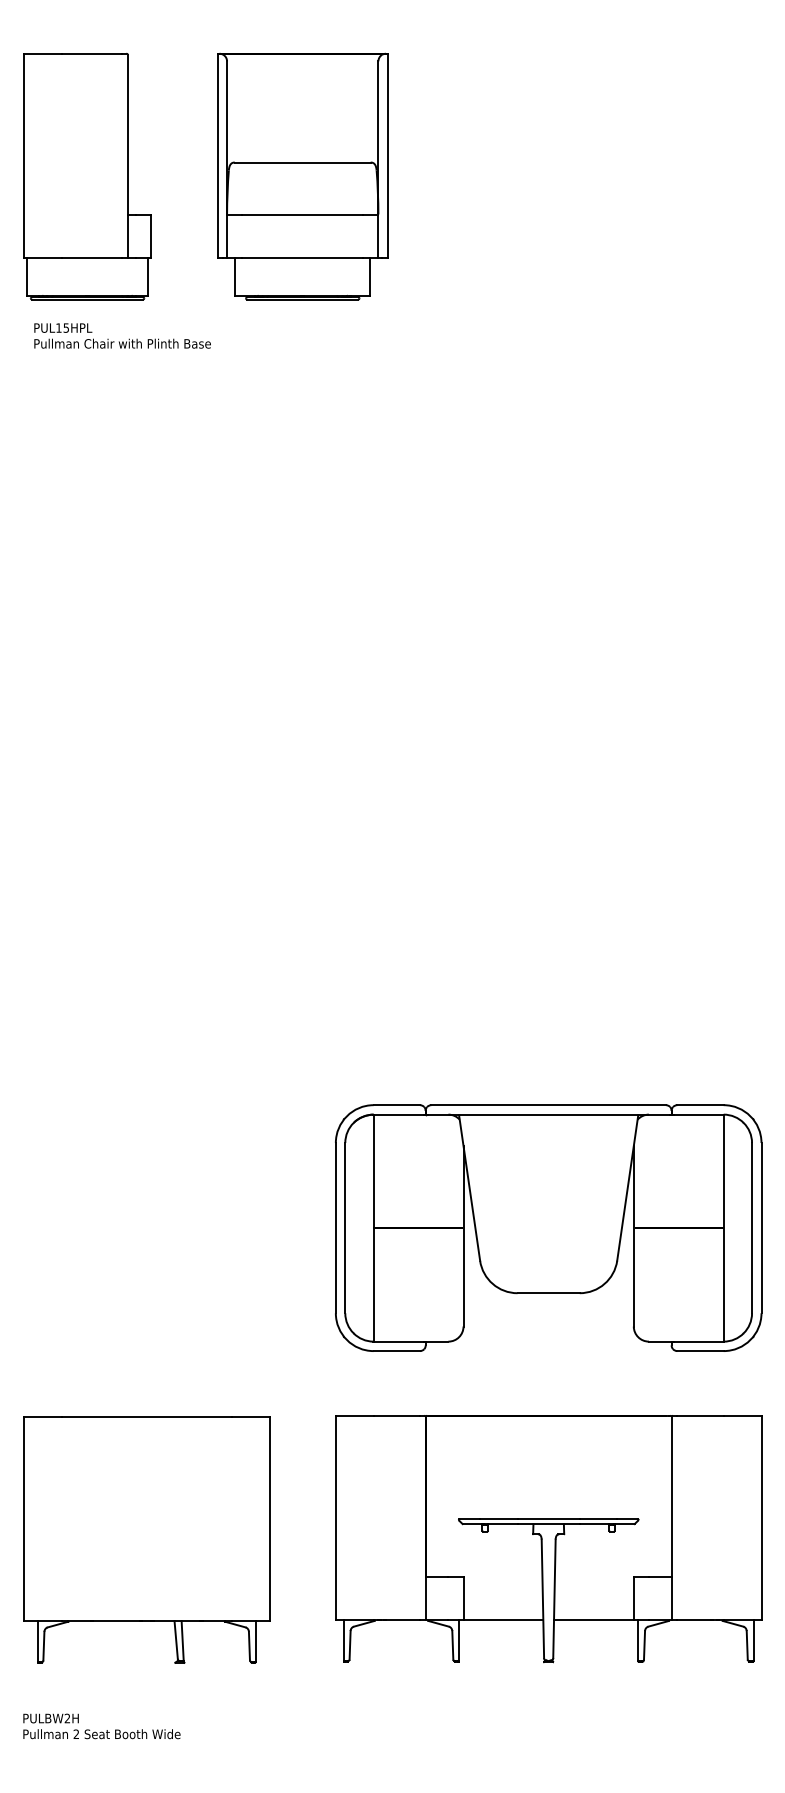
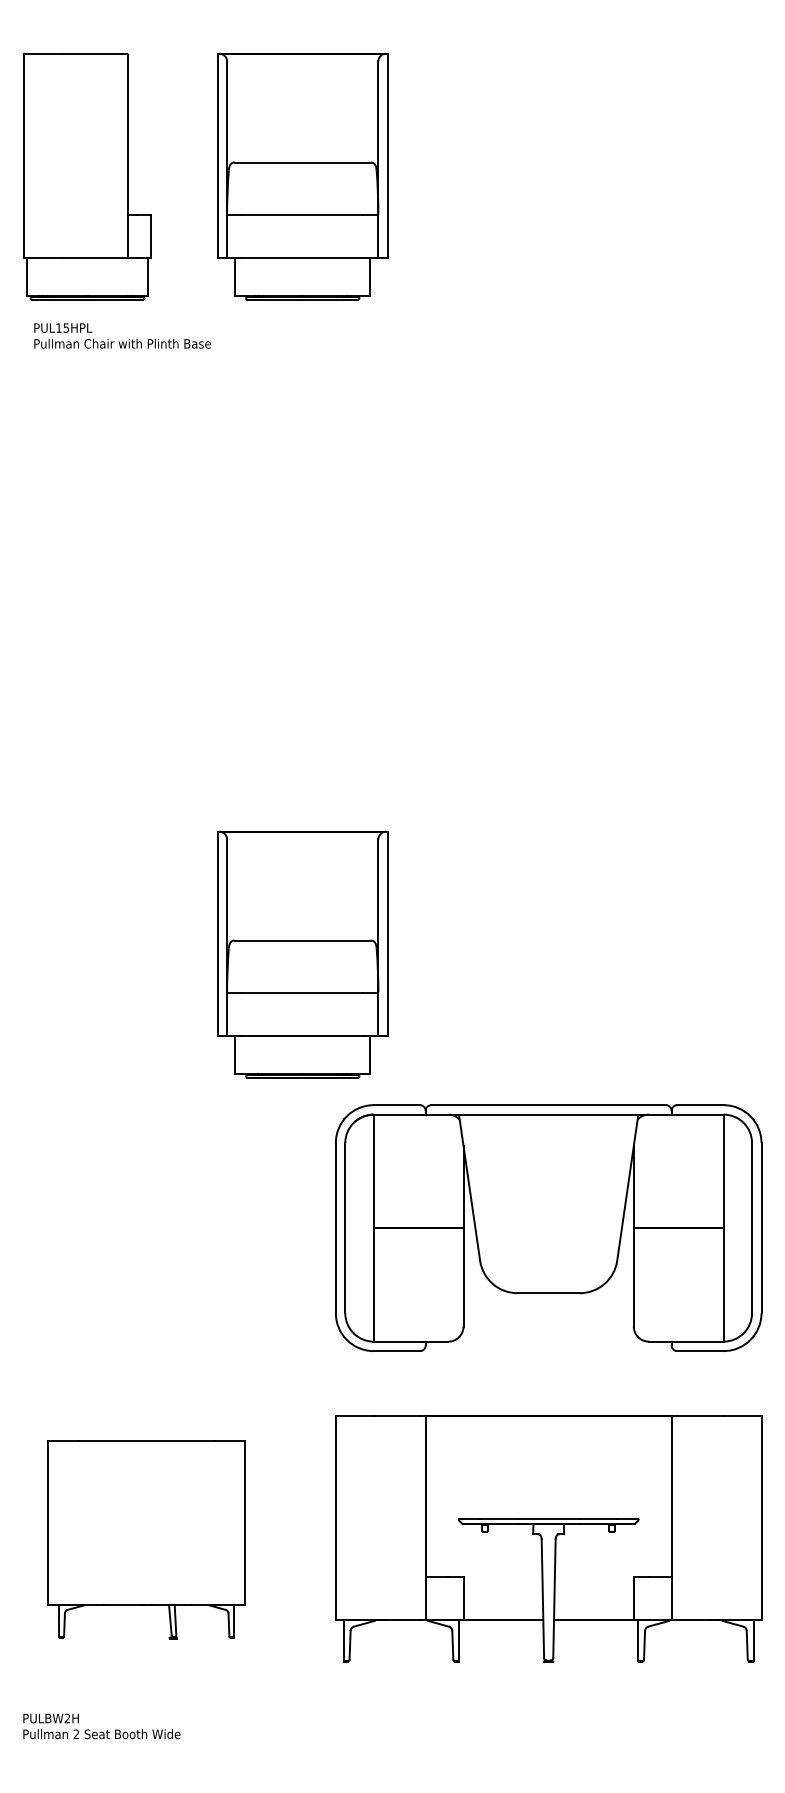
part: none -> present (302, 954)
part size: 248x248 px -> 199x200 px (146, 1539)
